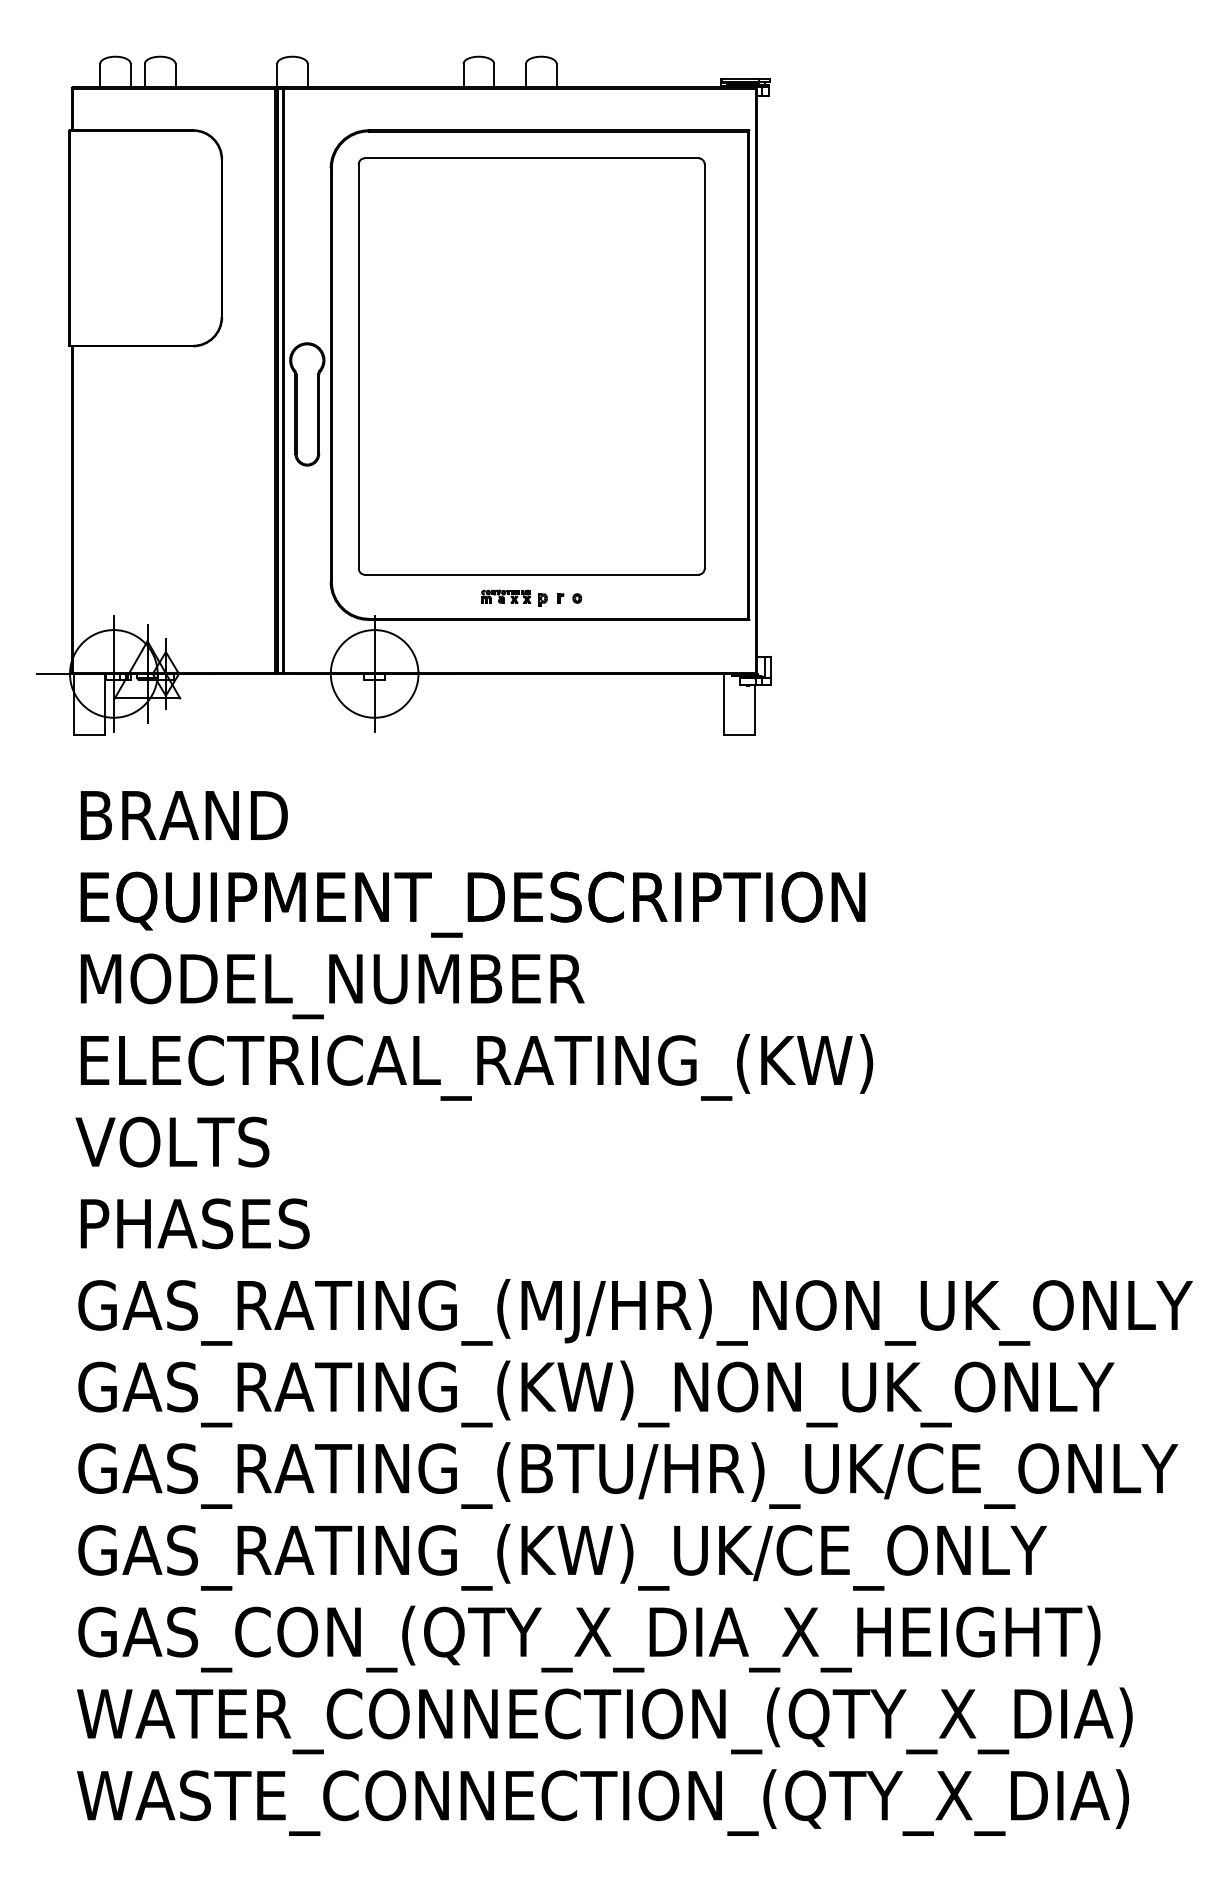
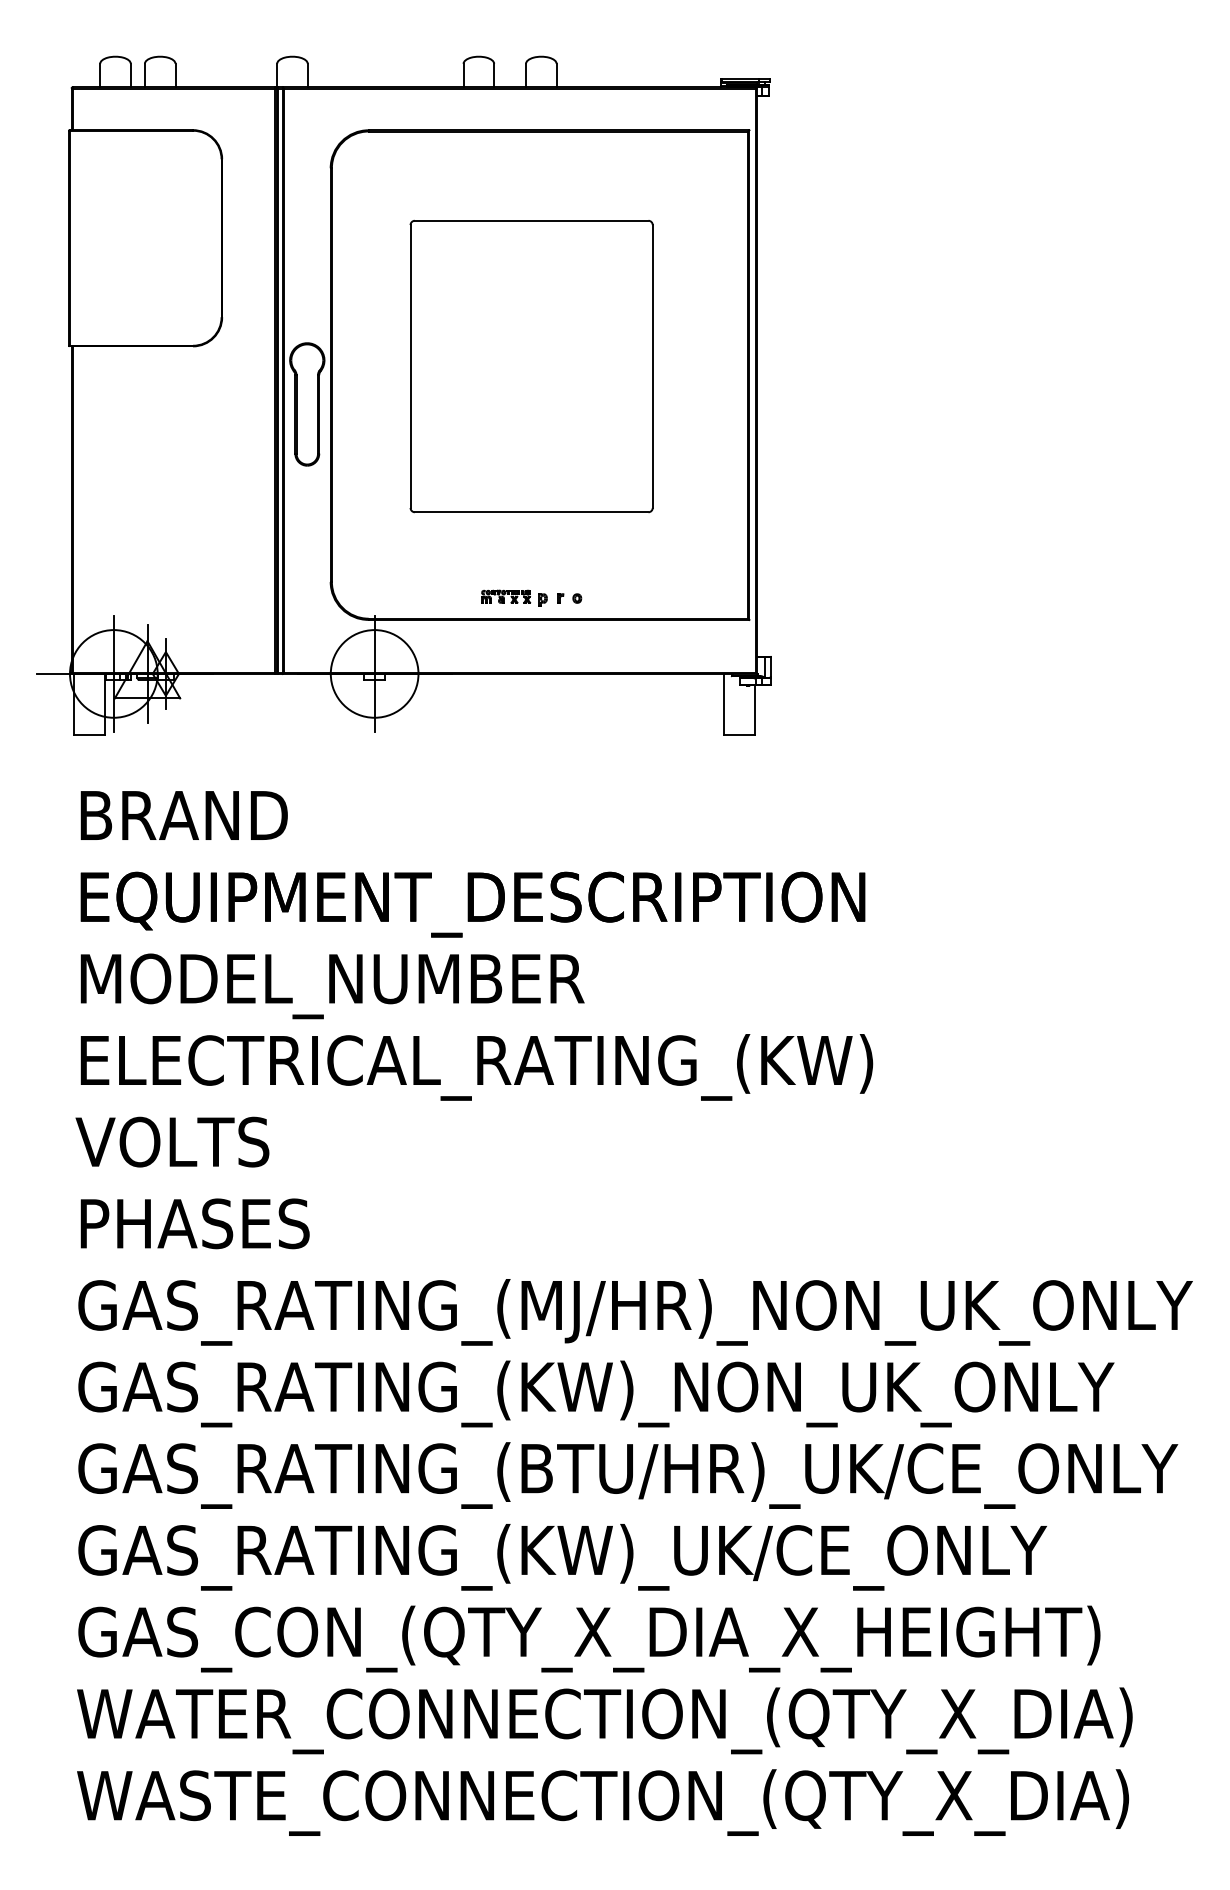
part size: 349x419 px -> 245x295 px (531, 366)
